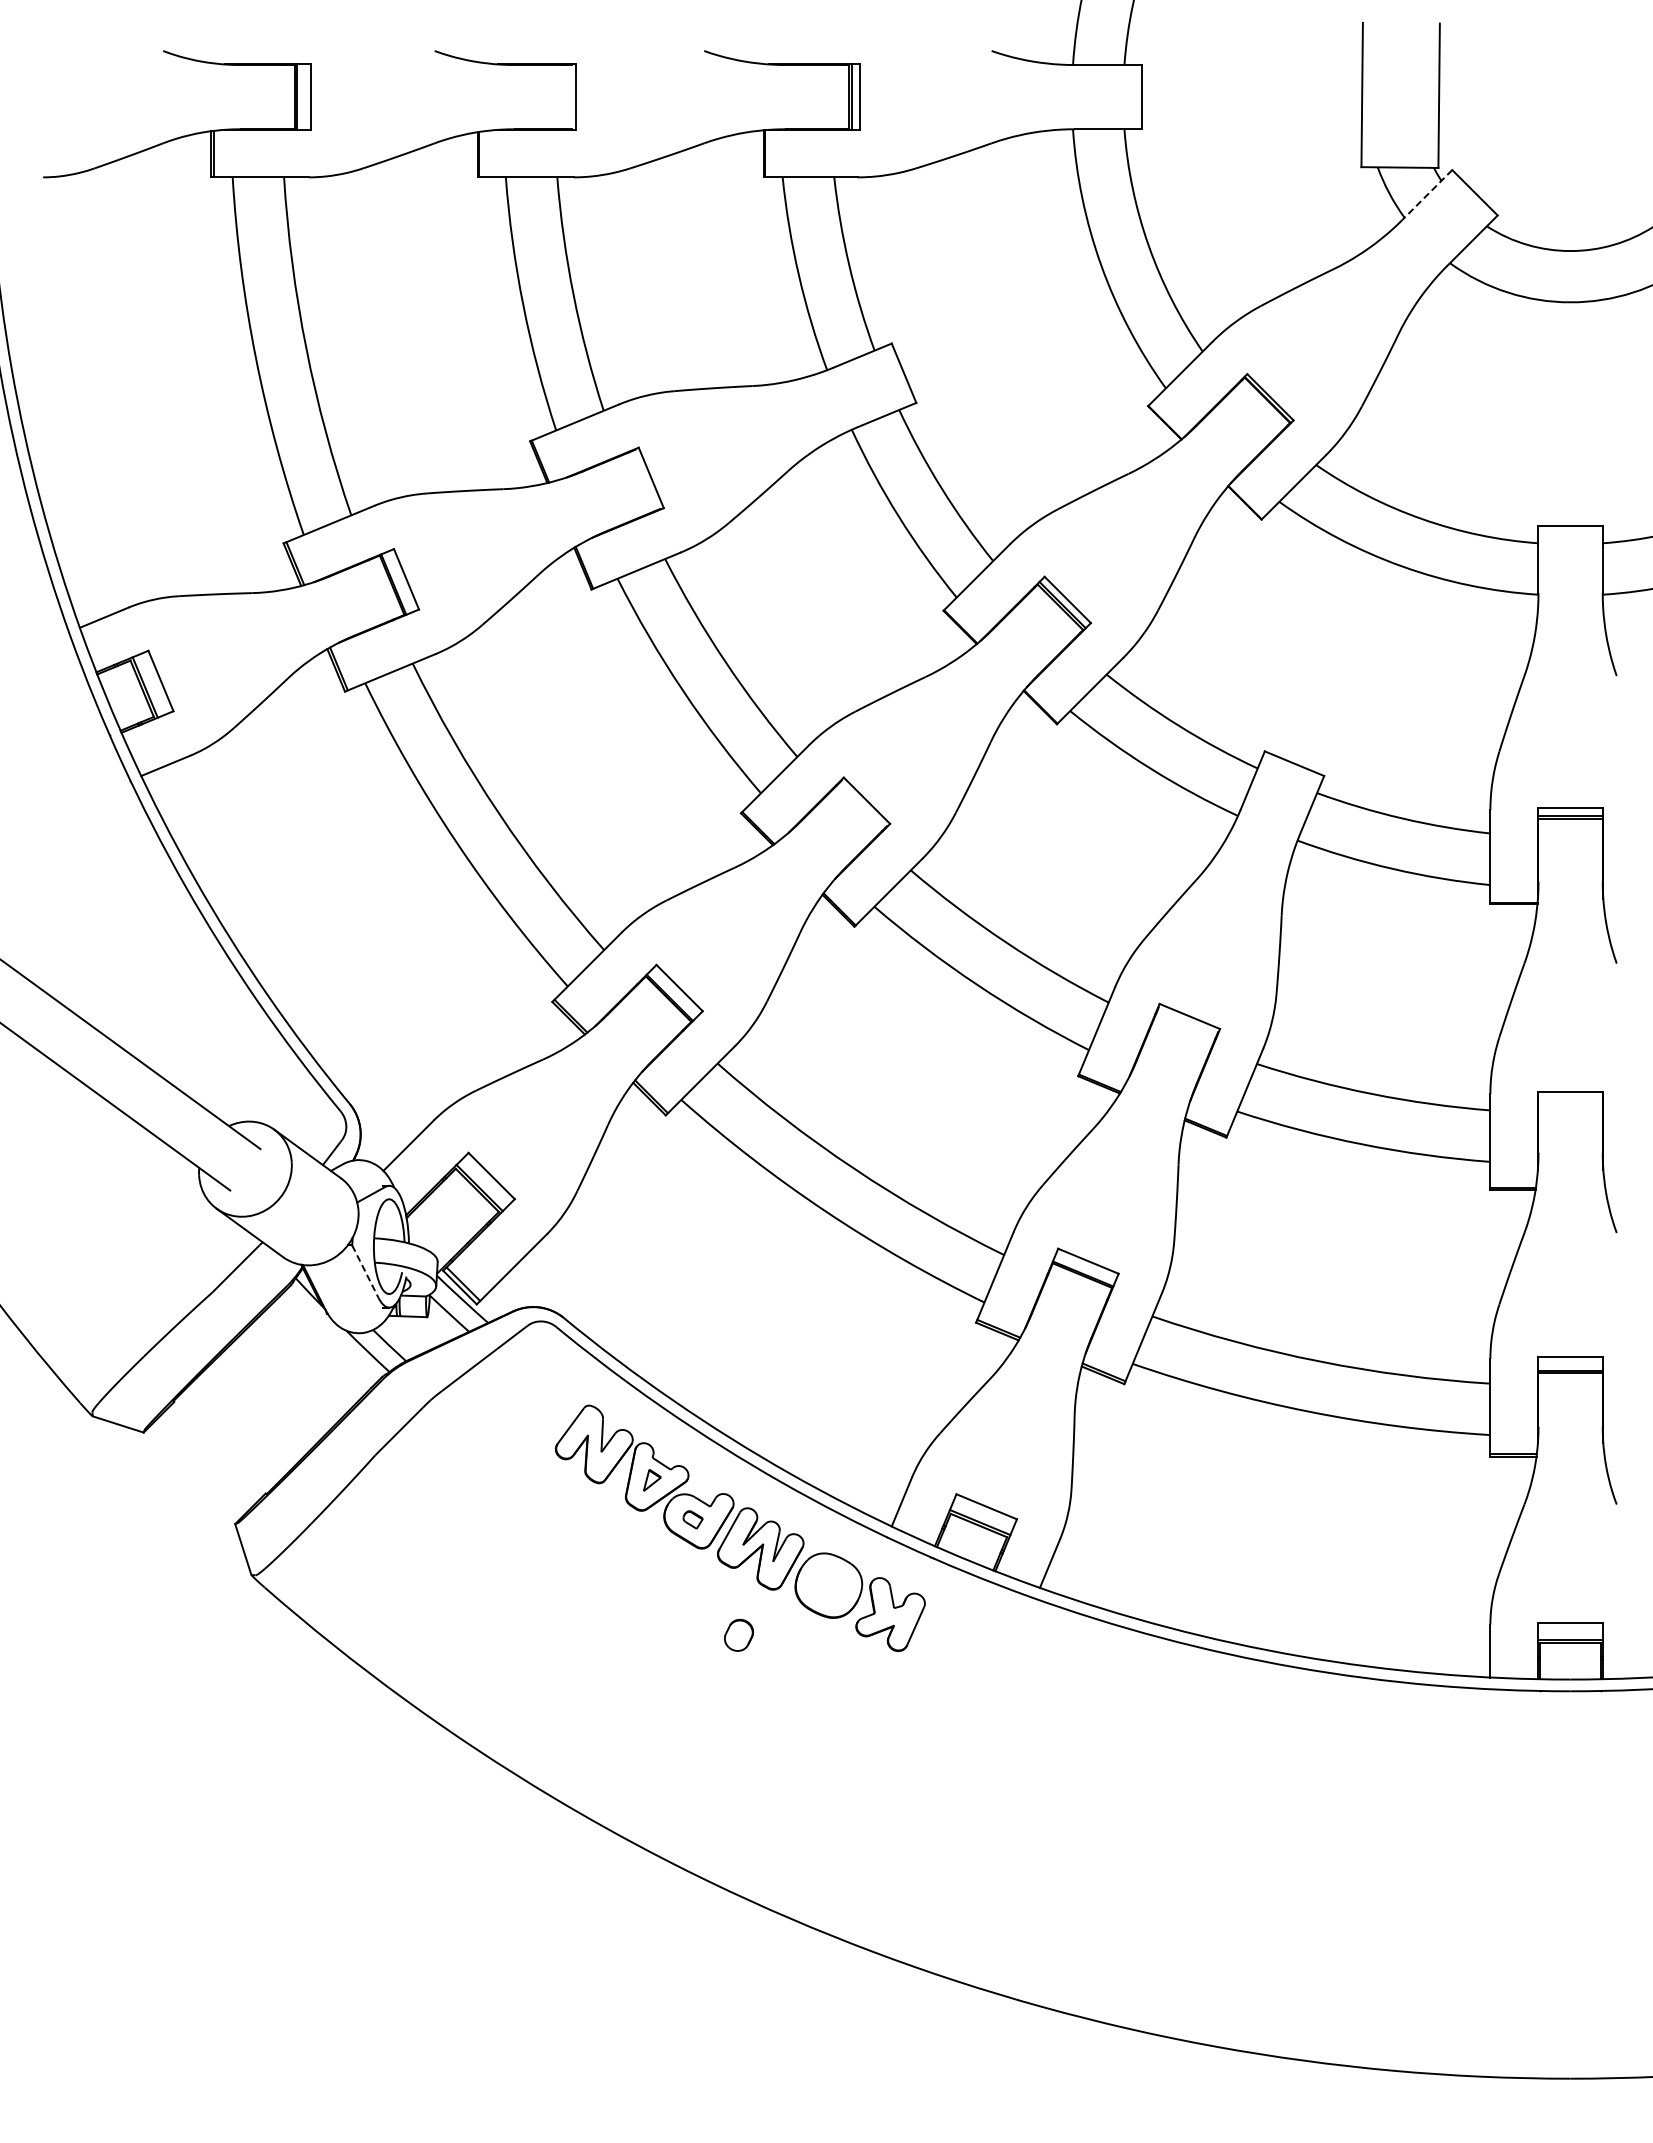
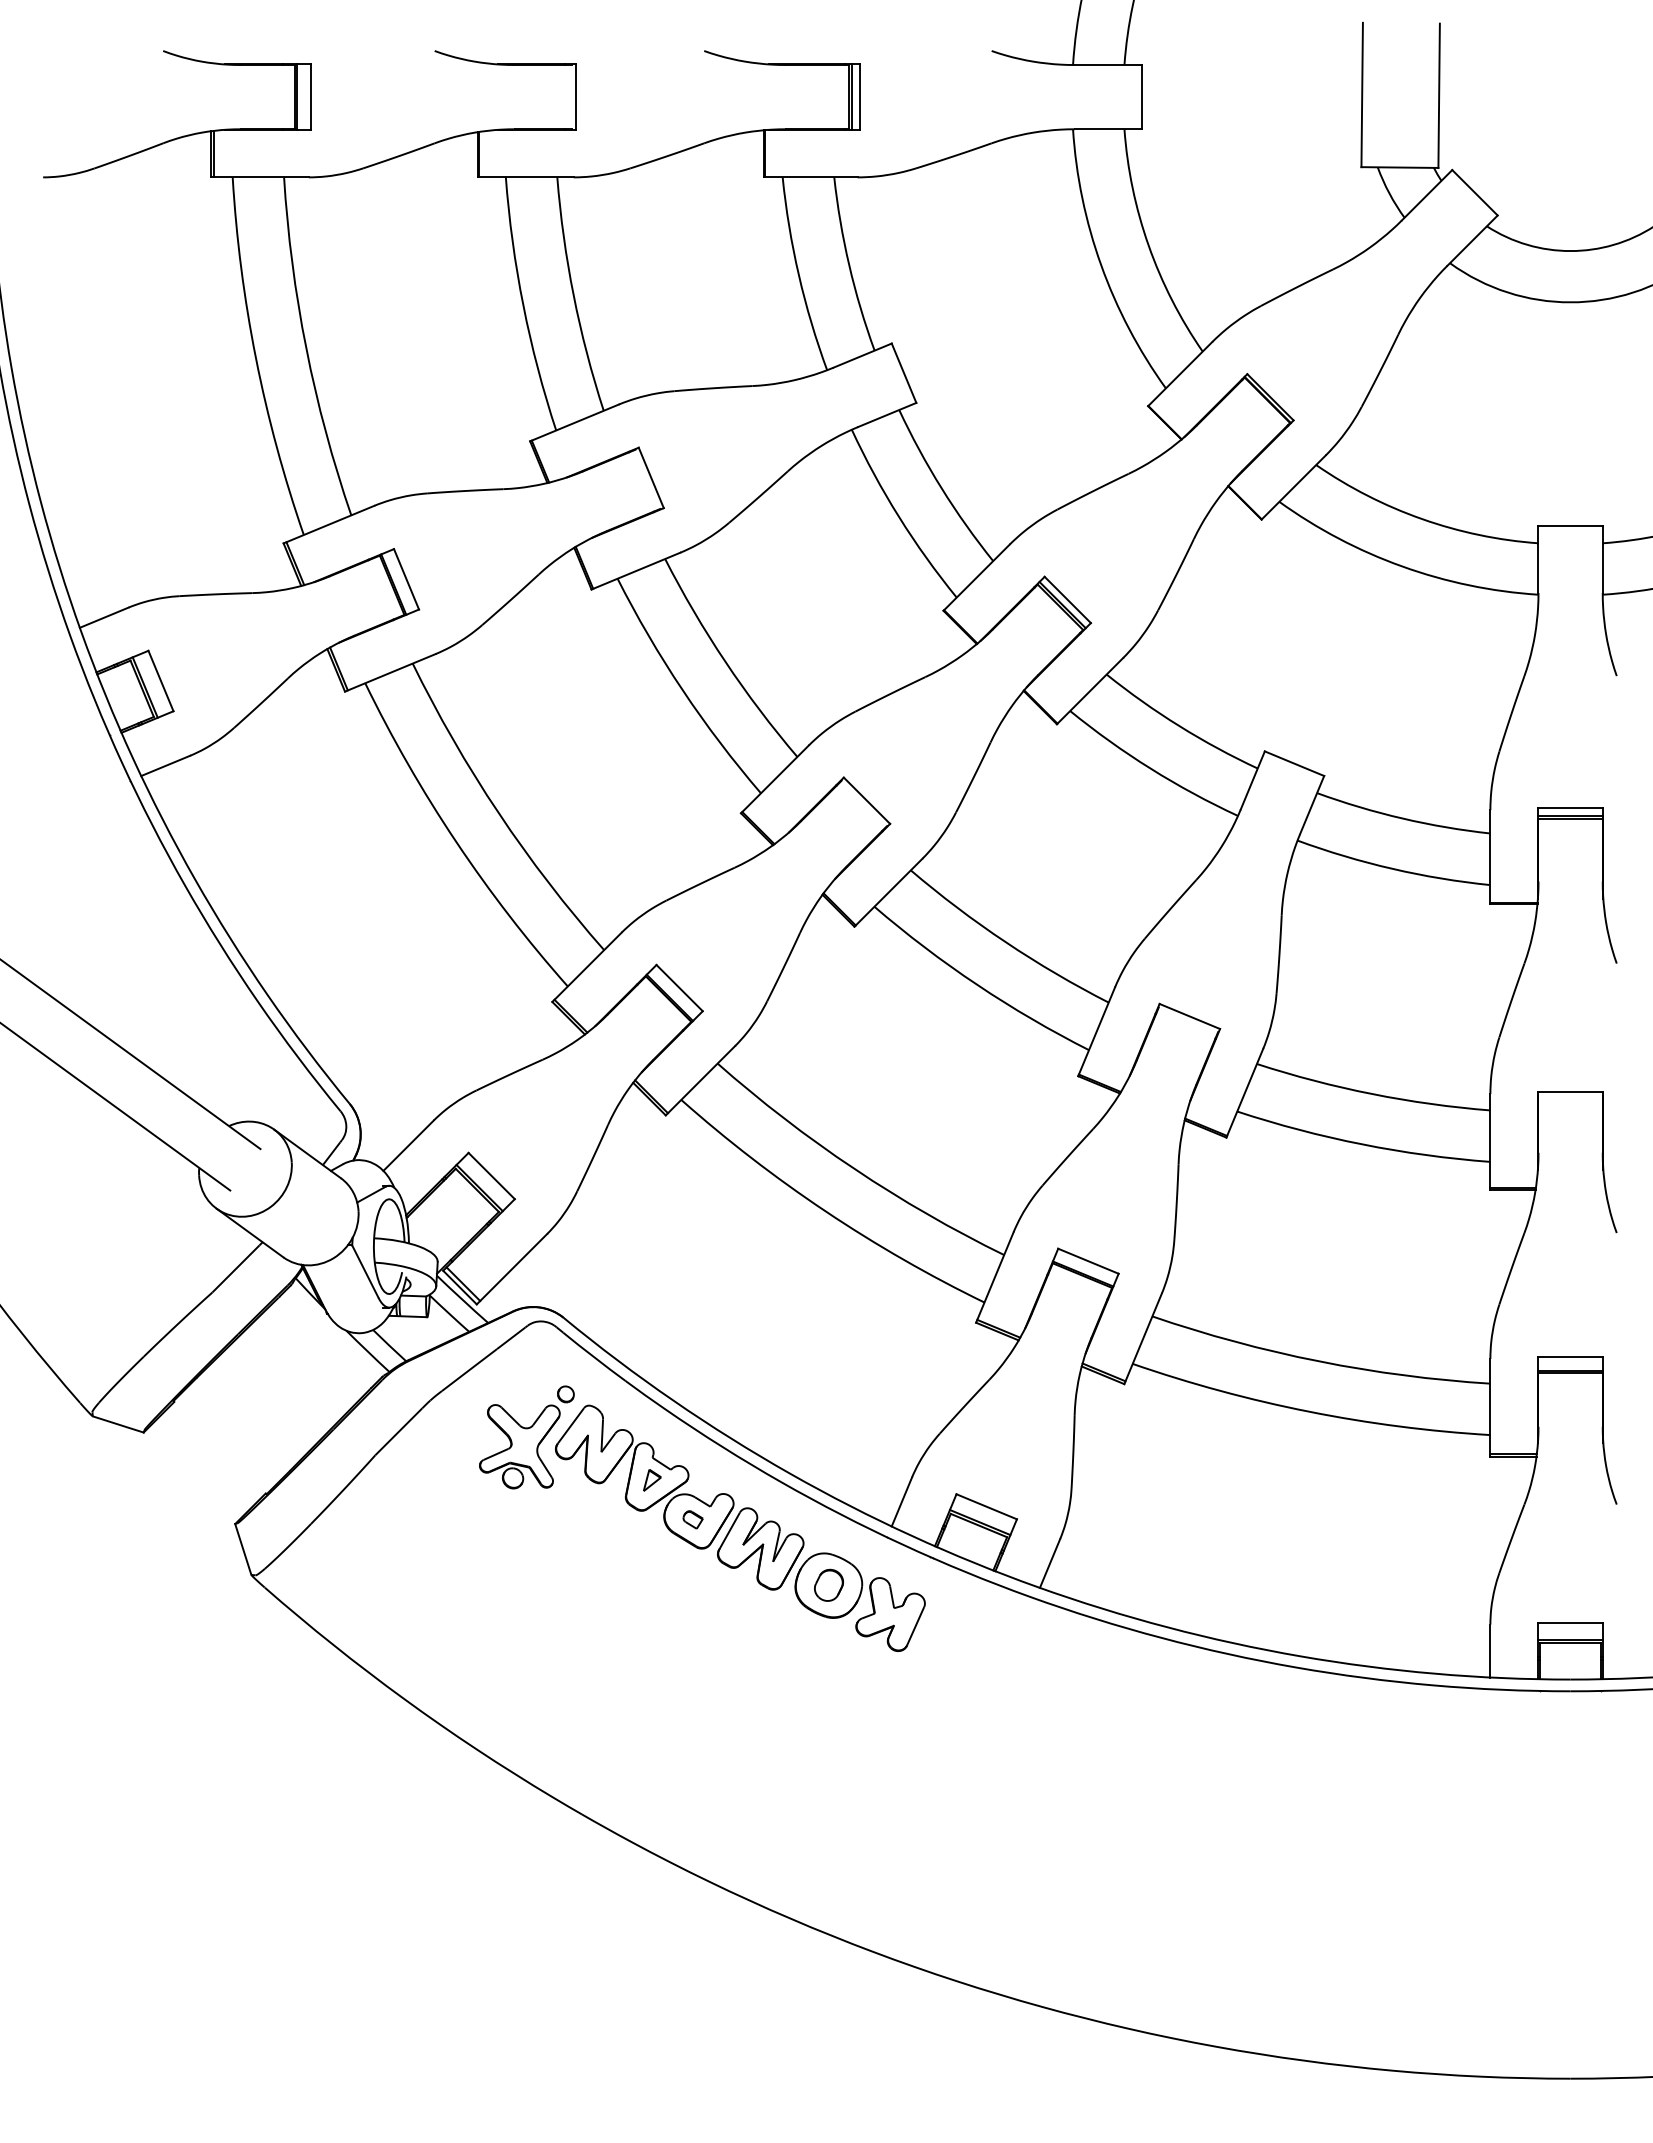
line: dashed -> solid (1427, 195)
line: dashed -> solid (365, 1272)
part: none -> present (526, 1437)
part position: (738, 1634) -> (828, 1584) (828, 1584)
